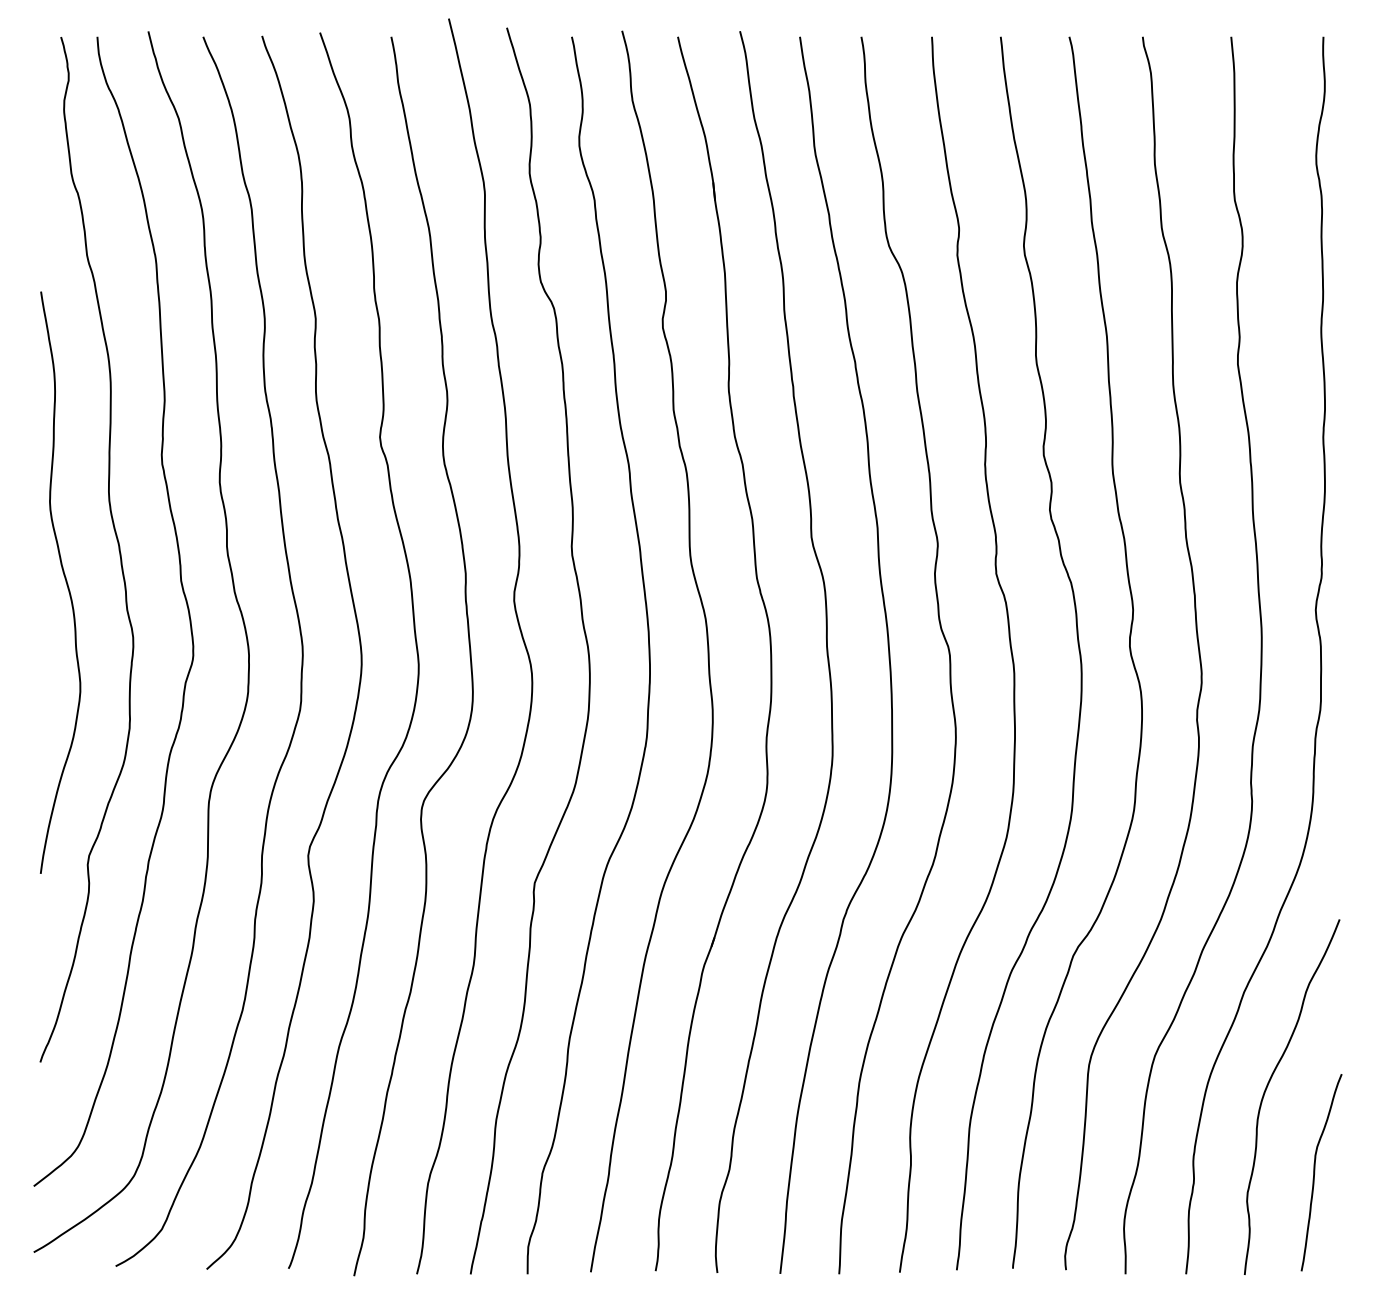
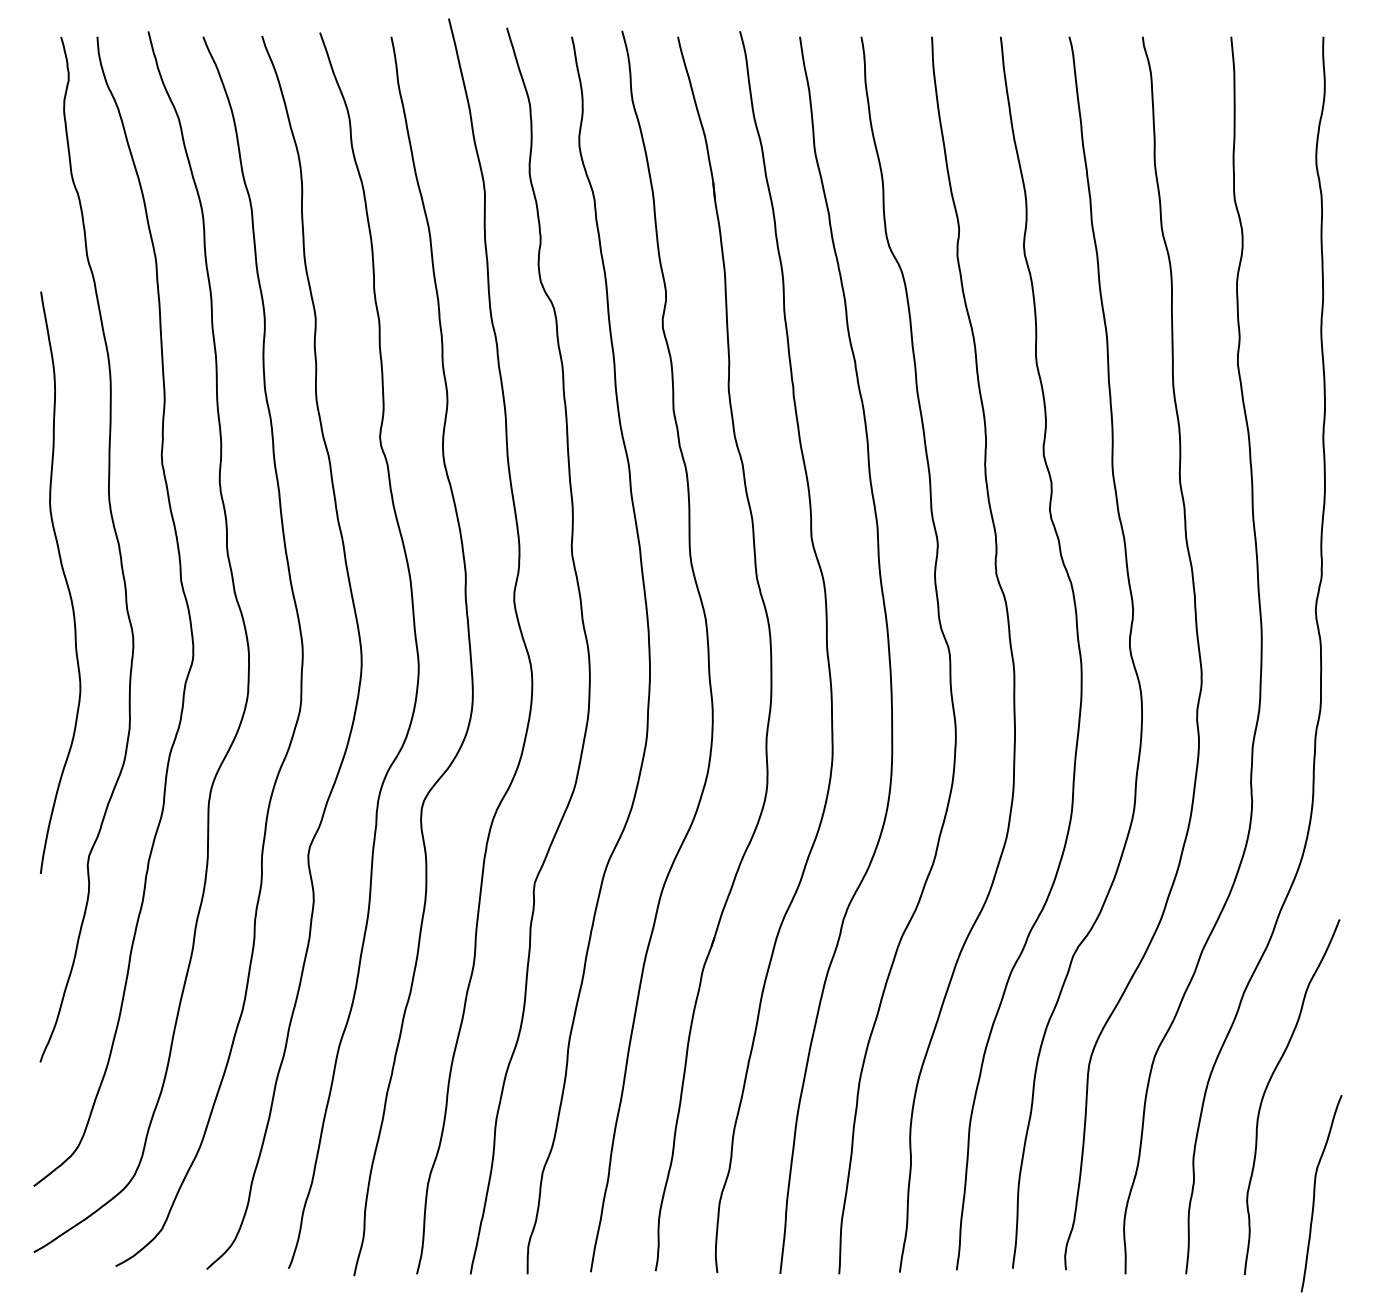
curve position: (1315, 1172) -> (1315, 1193) (1315, 1193)
